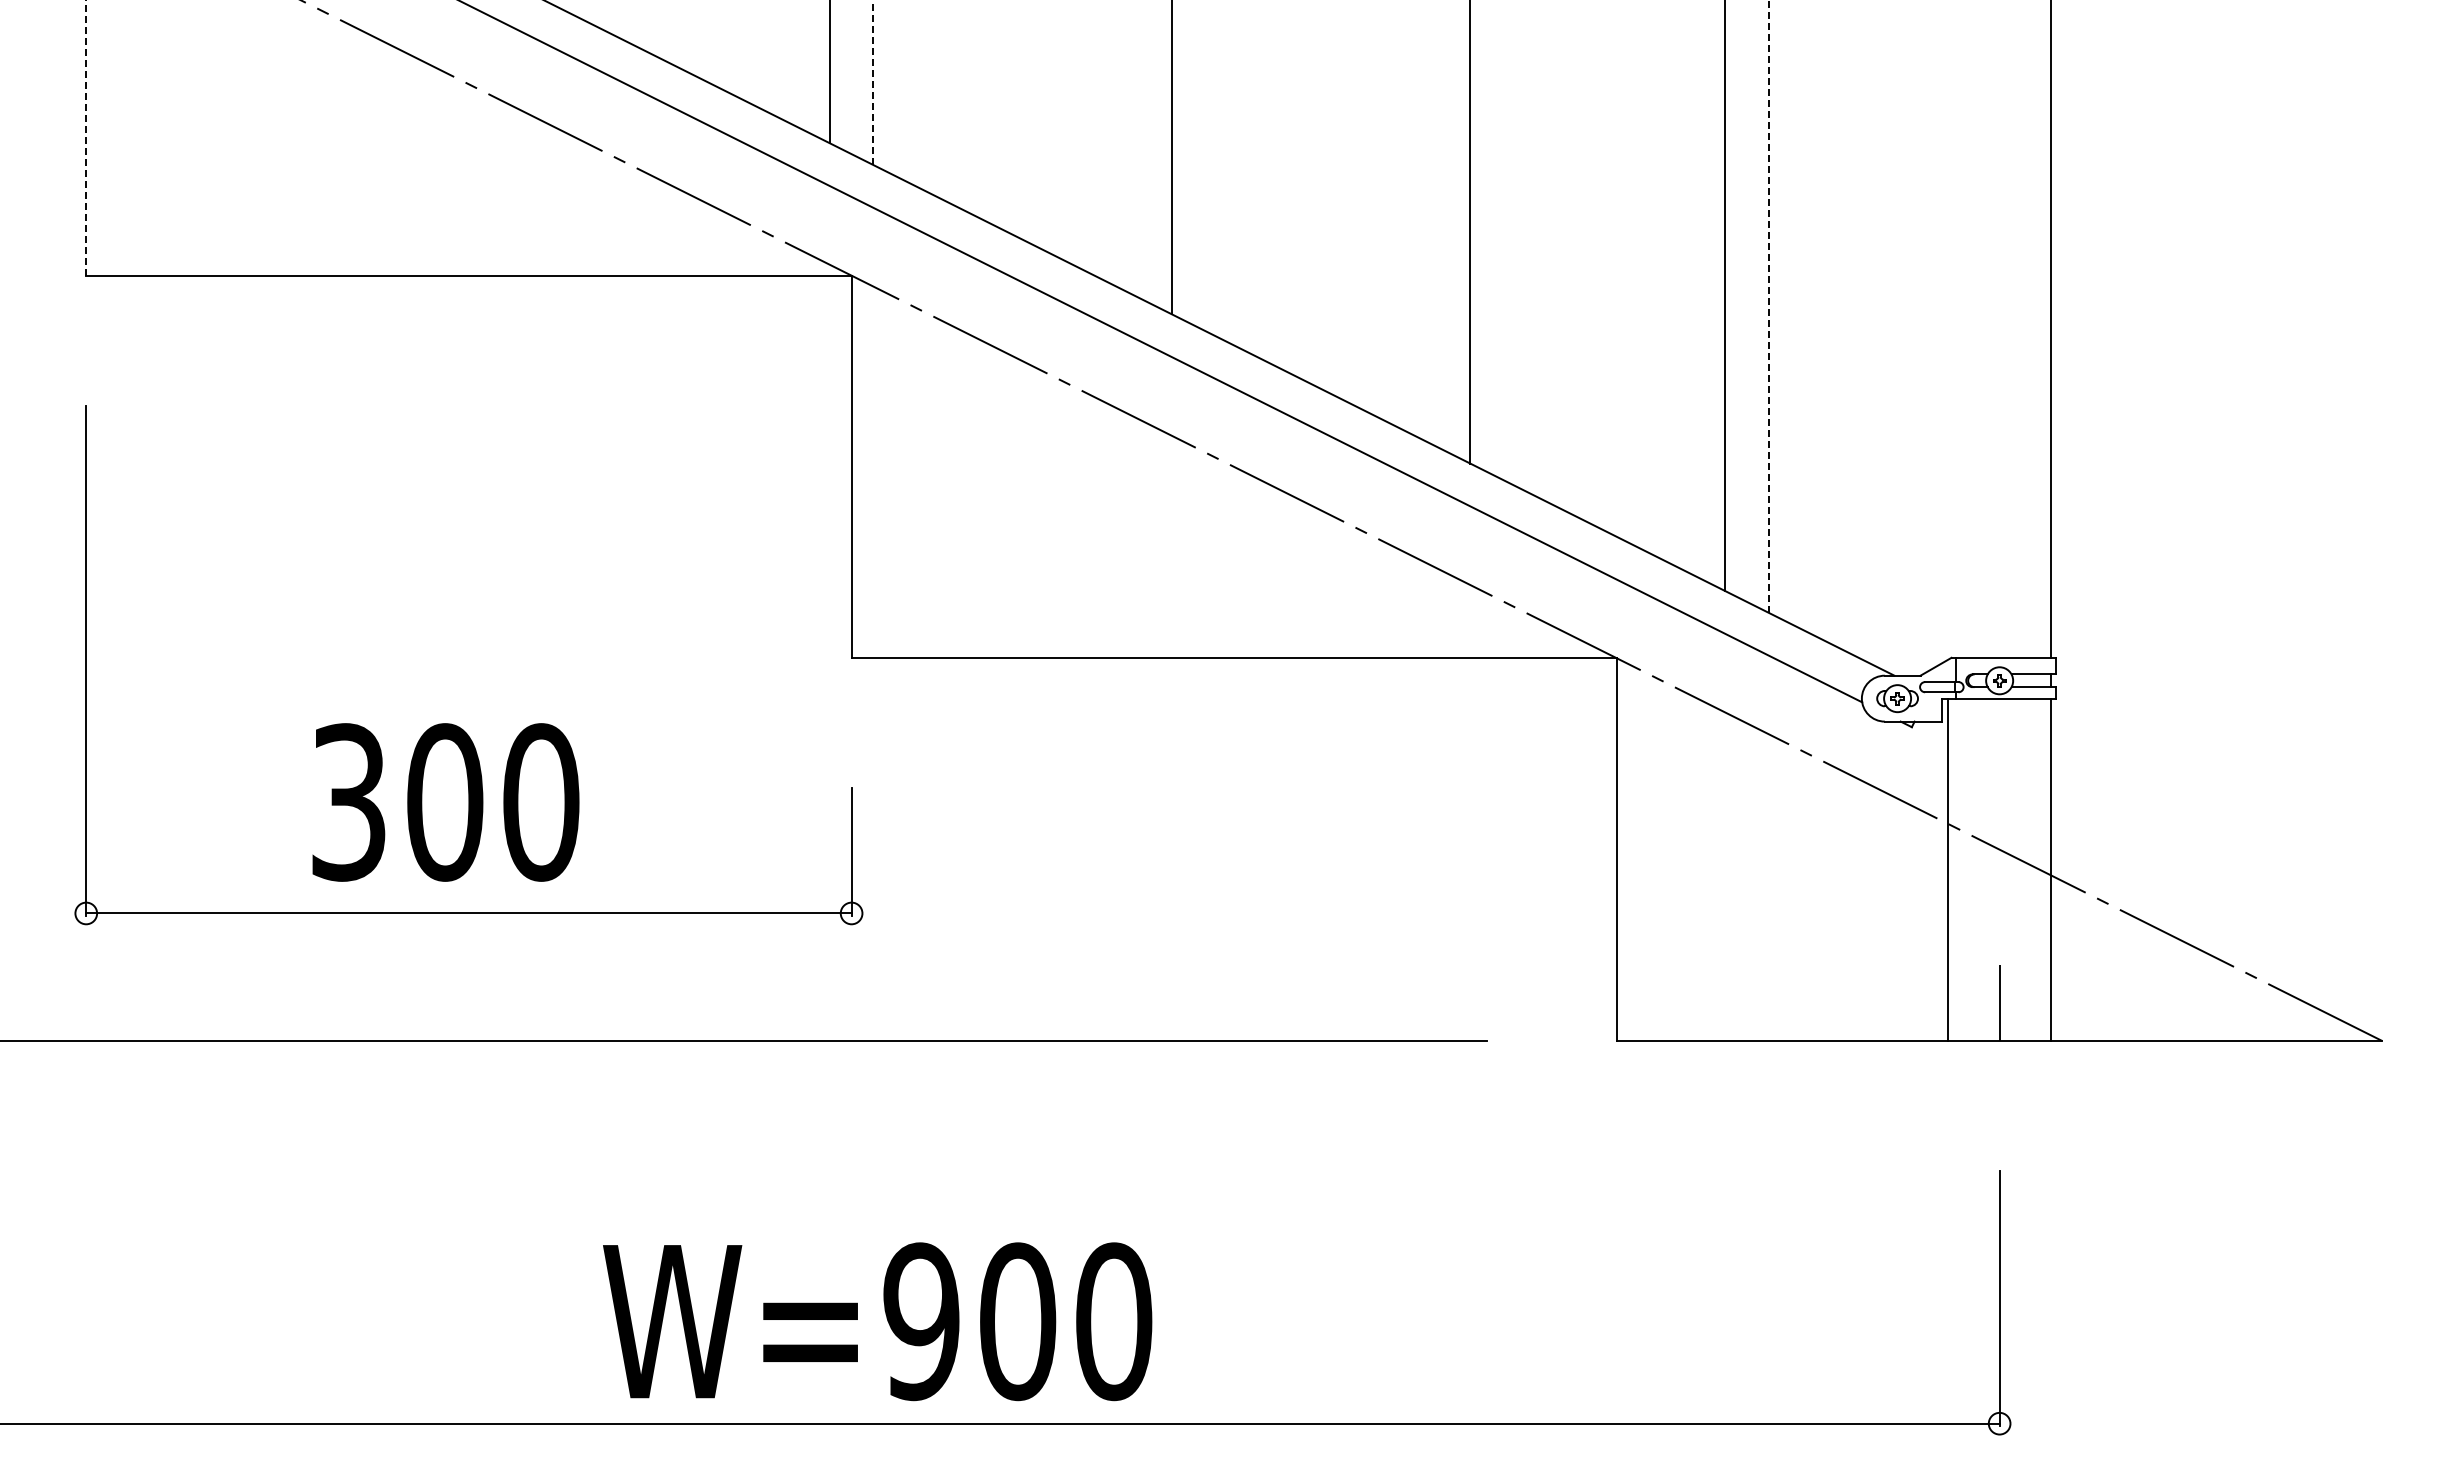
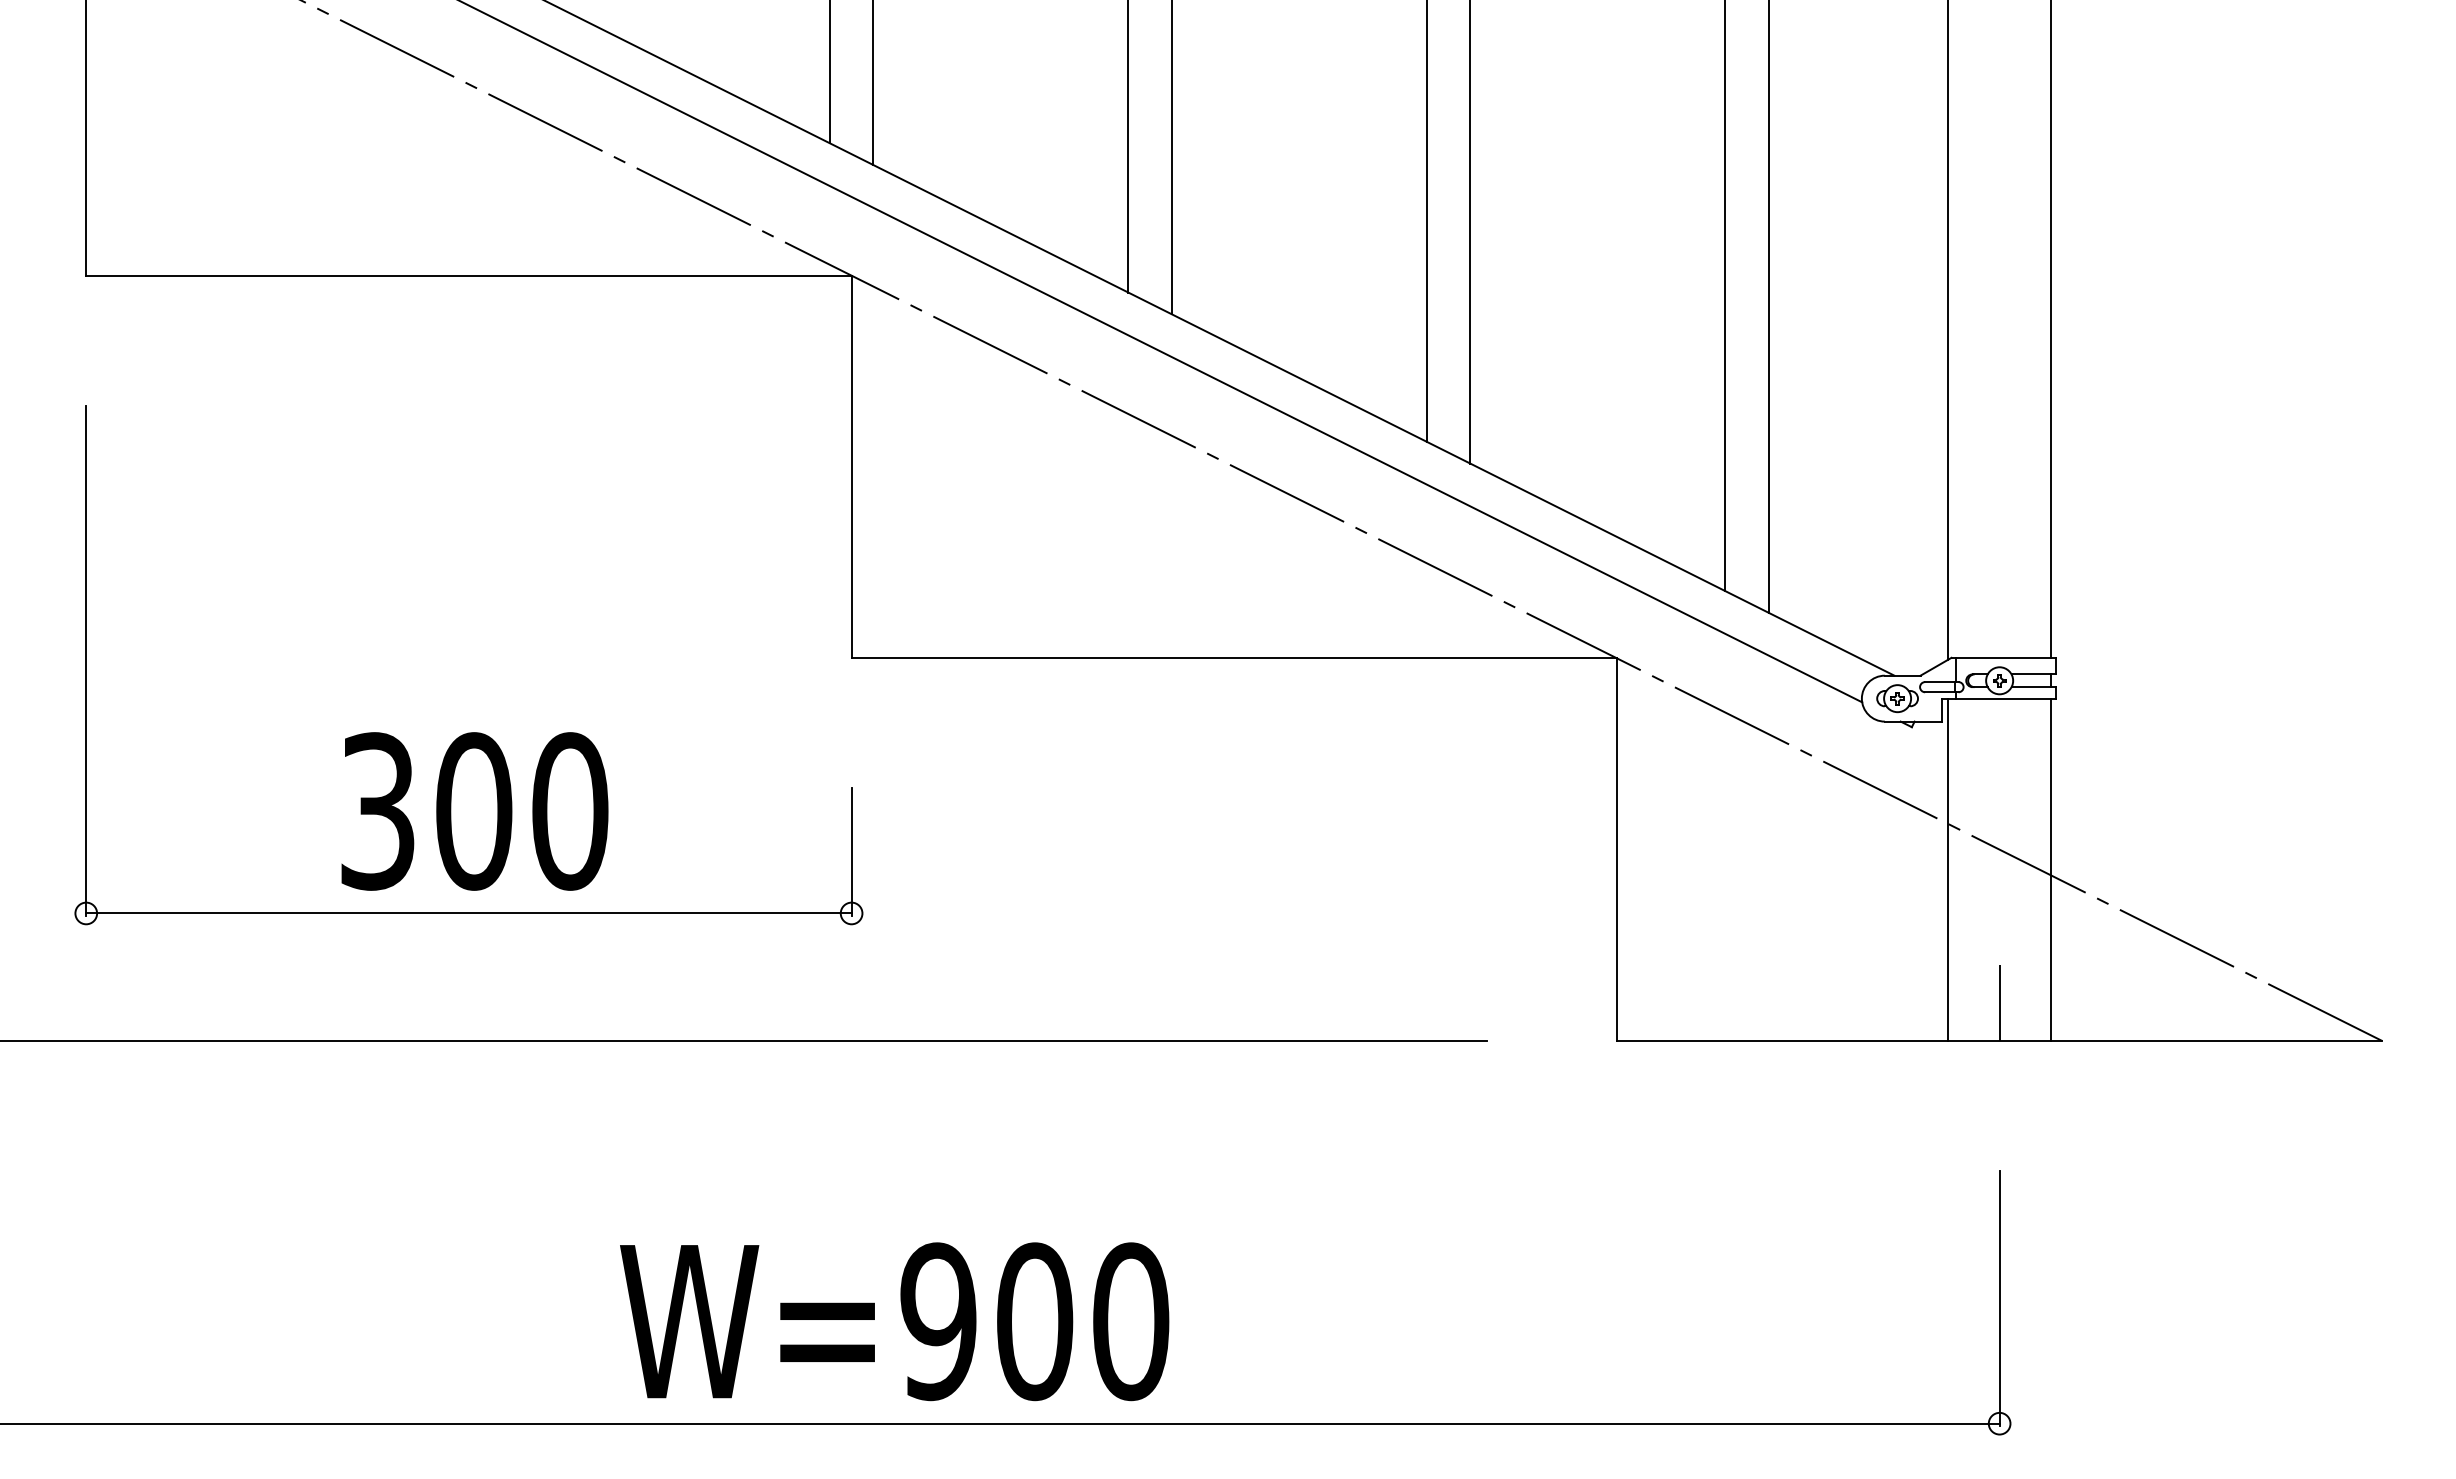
line: dashed -> solid (873, 82)
line: dashed -> solid (86, 137)
line: none -> present (1128, 147)
line: none -> present (1426, 221)
line: dashed -> solid (1768, 306)
line: none -> present (1947, 330)
text position: (445, 802) -> (474, 811) (474, 811)
text position: (877, 1321) -> (894, 1321) (894, 1321)
